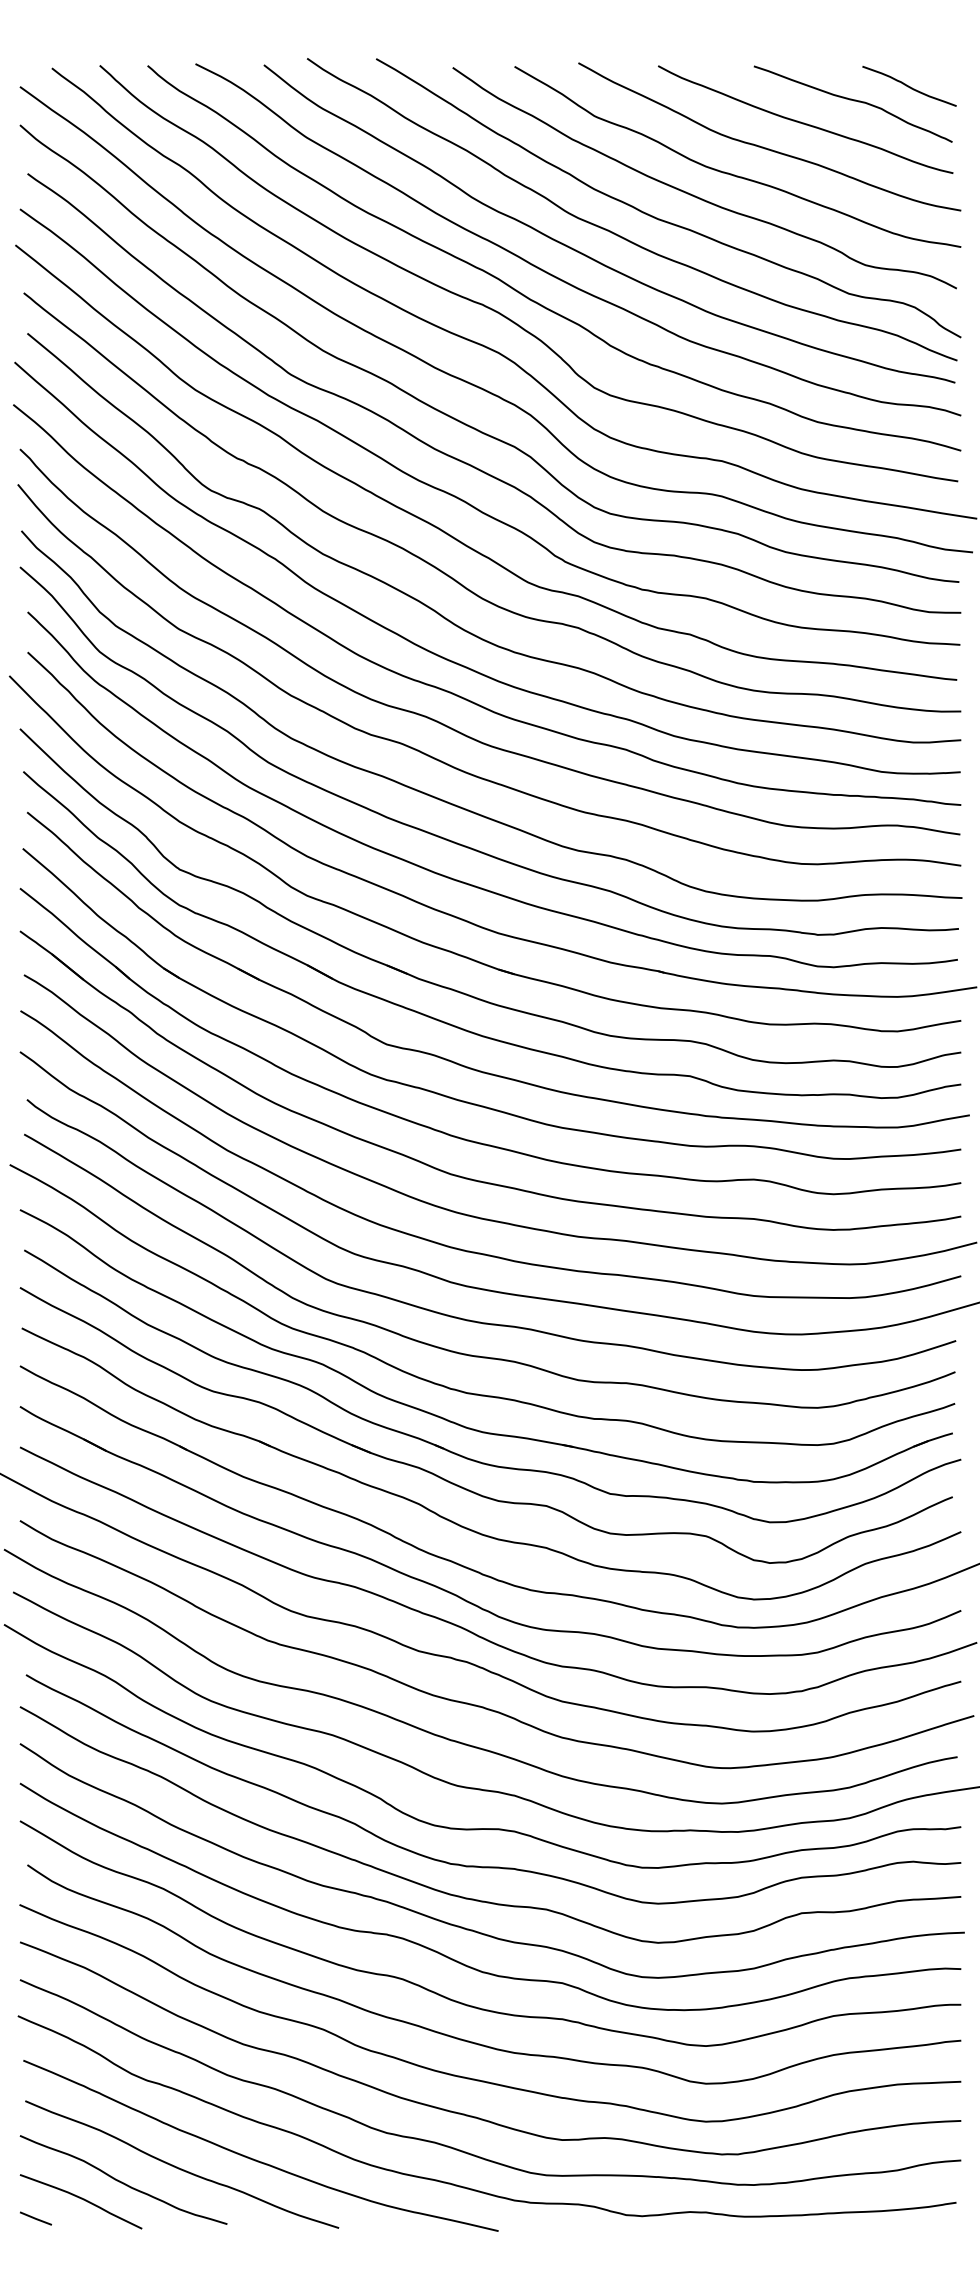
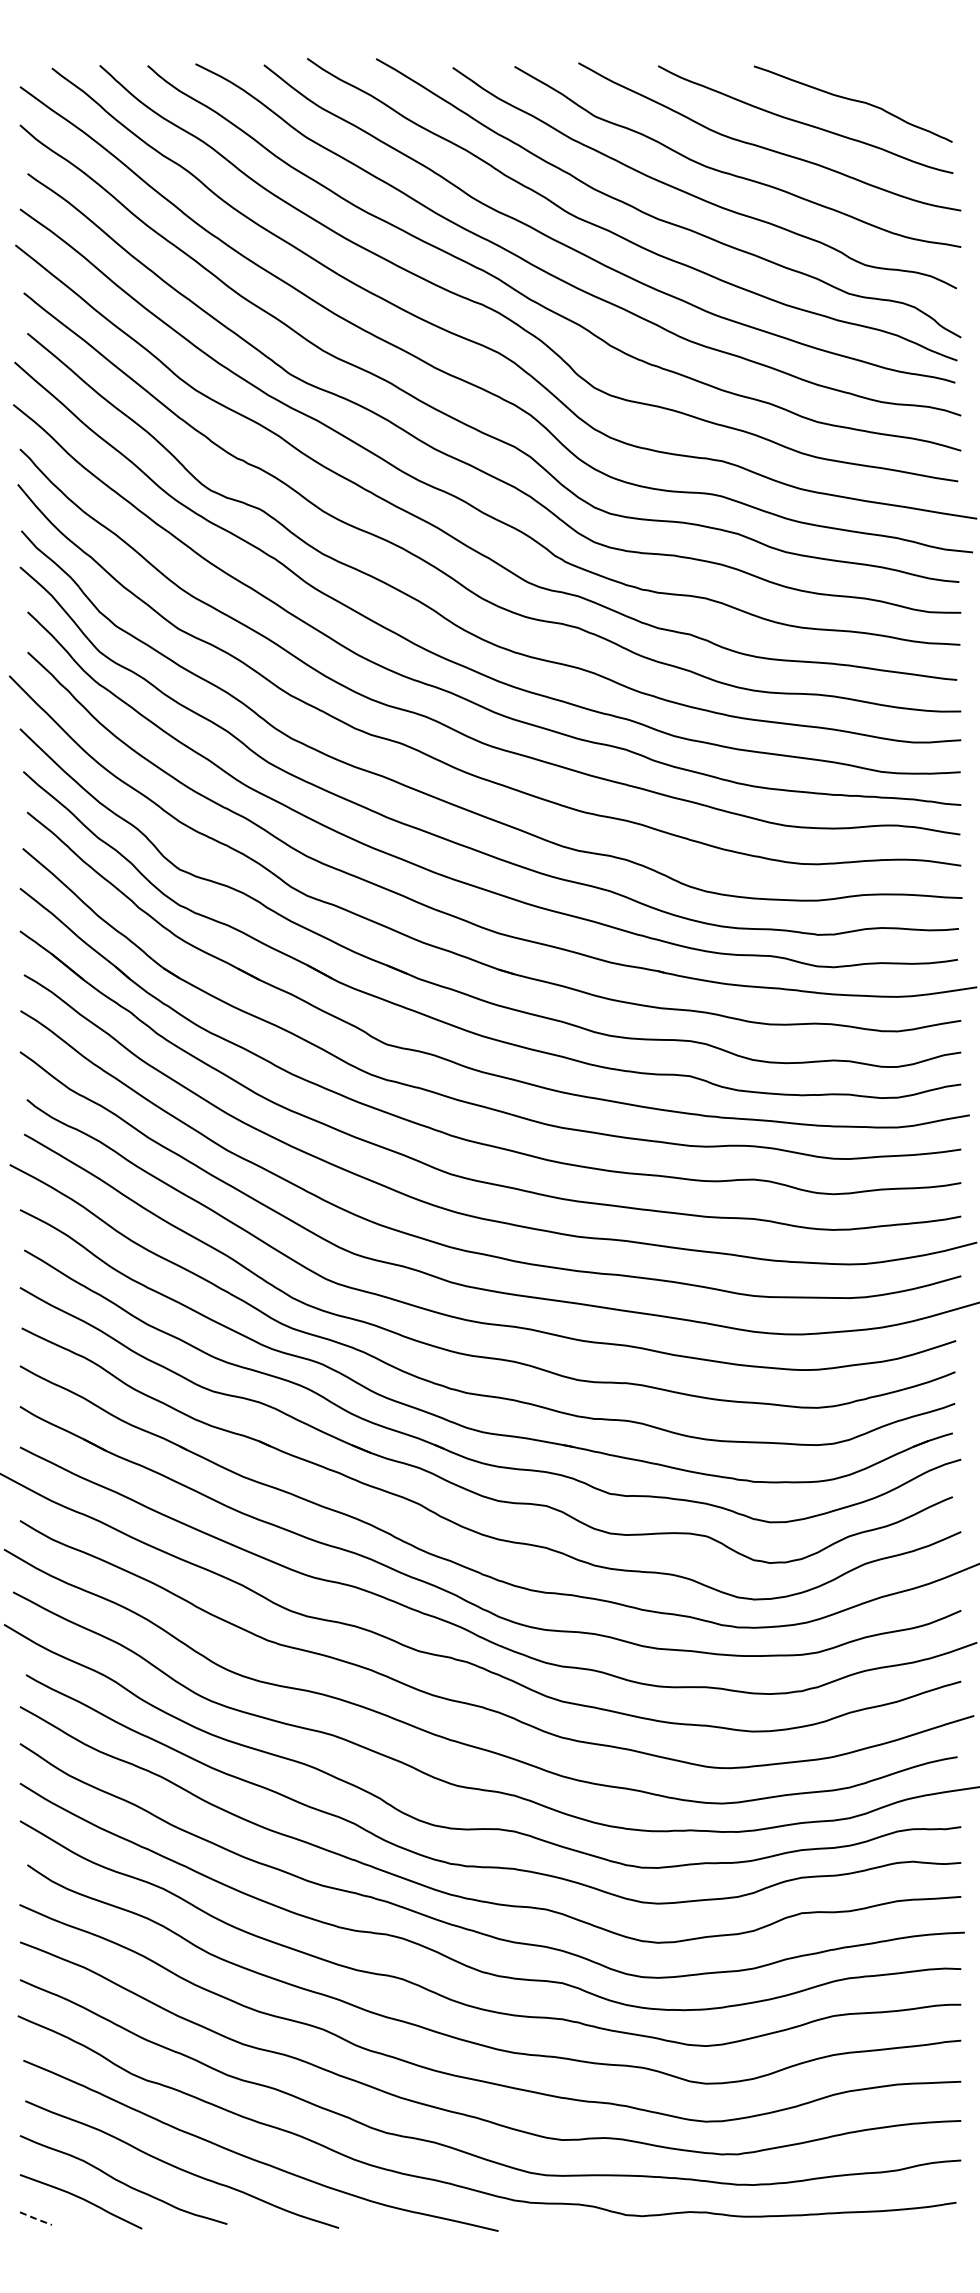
curve: present -> none (909, 86)
line: solid -> dashed (35, 2218)
